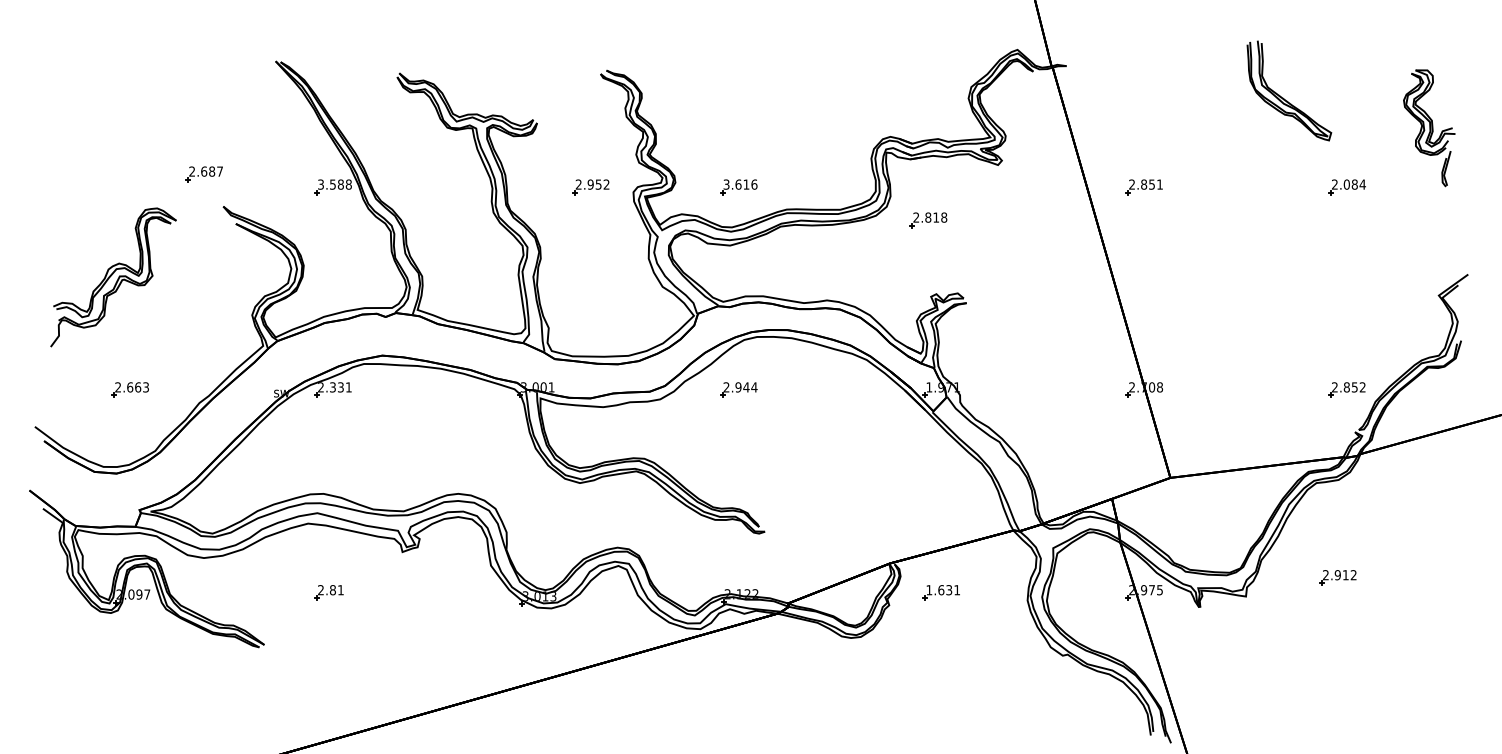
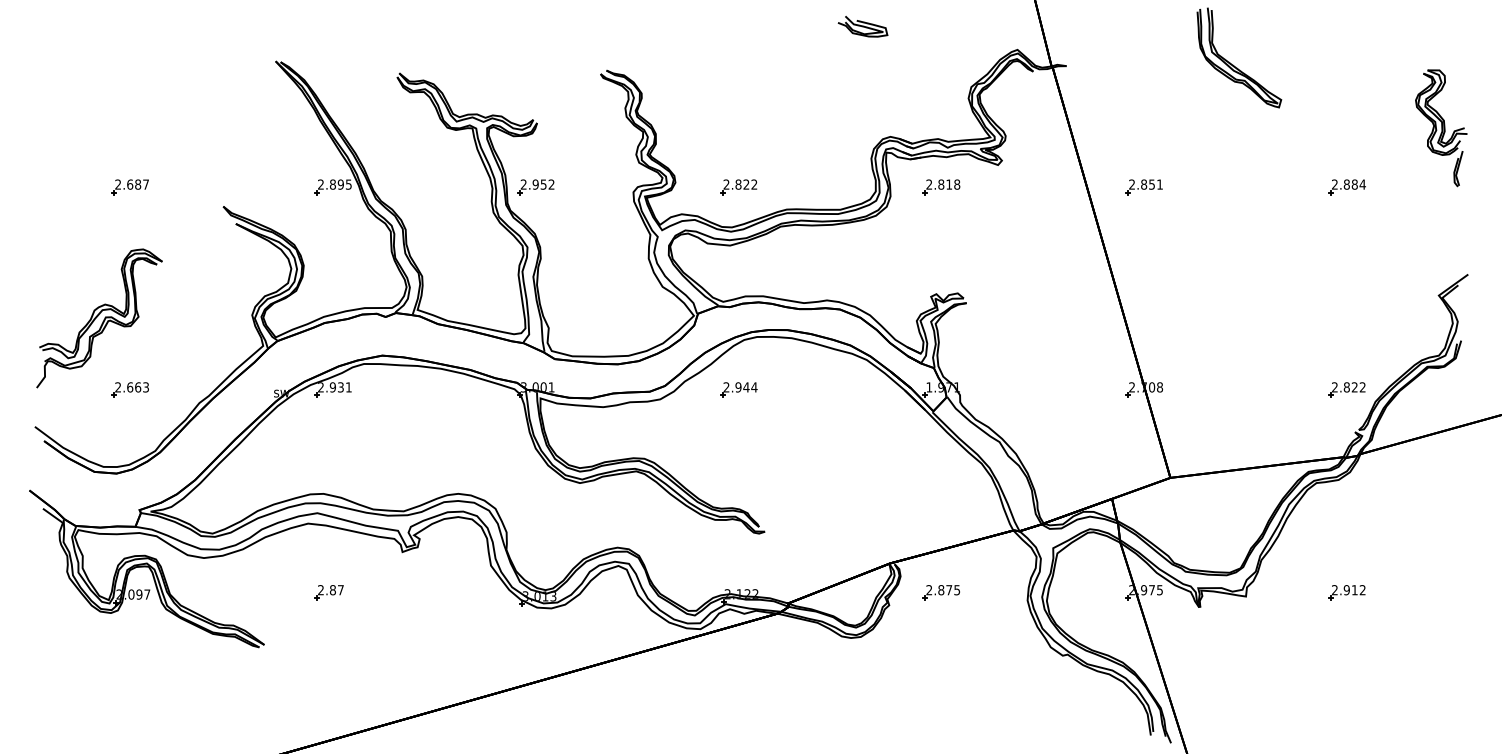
part: none -> present (862, 26)
part position: (1283, 97) -> (1233, 64) (1233, 64)
part position: (1429, 128) -> (1441, 128) (1441, 128)
part position: (203, 174) -> (129, 187) (129, 187)
text: 3.588 -> 2.895 (334, 184)
text: 3.616 -> 2.822 (740, 184)
text: 2.084 -> 2.884 (1346, 184)
part position: (590, 187) -> (535, 187) (535, 187)
part position: (928, 220) -> (941, 187) (941, 187)
part position: (113, 277) -> (99, 318) (99, 318)
text: 2.331 -> 2.931 (332, 387)
text: 2.852 -> 2.822 (1354, 387)
part position: (1337, 577) -> (1346, 592) (1346, 592)
text: 2.81 -> 2.87 (340, 590)
text: 1.631 -> 2.875 (943, 590)
